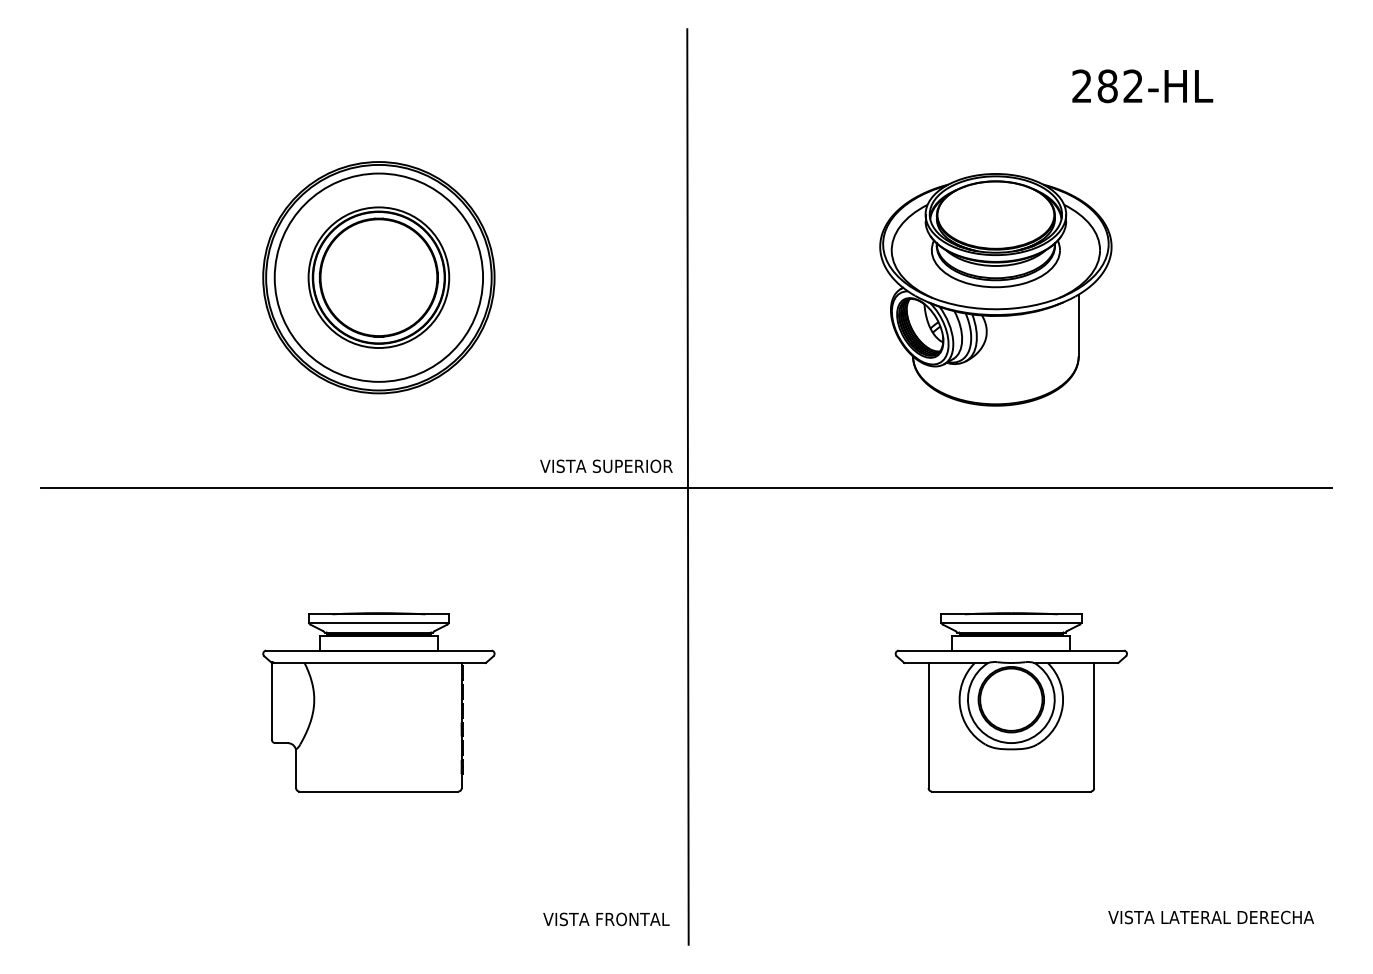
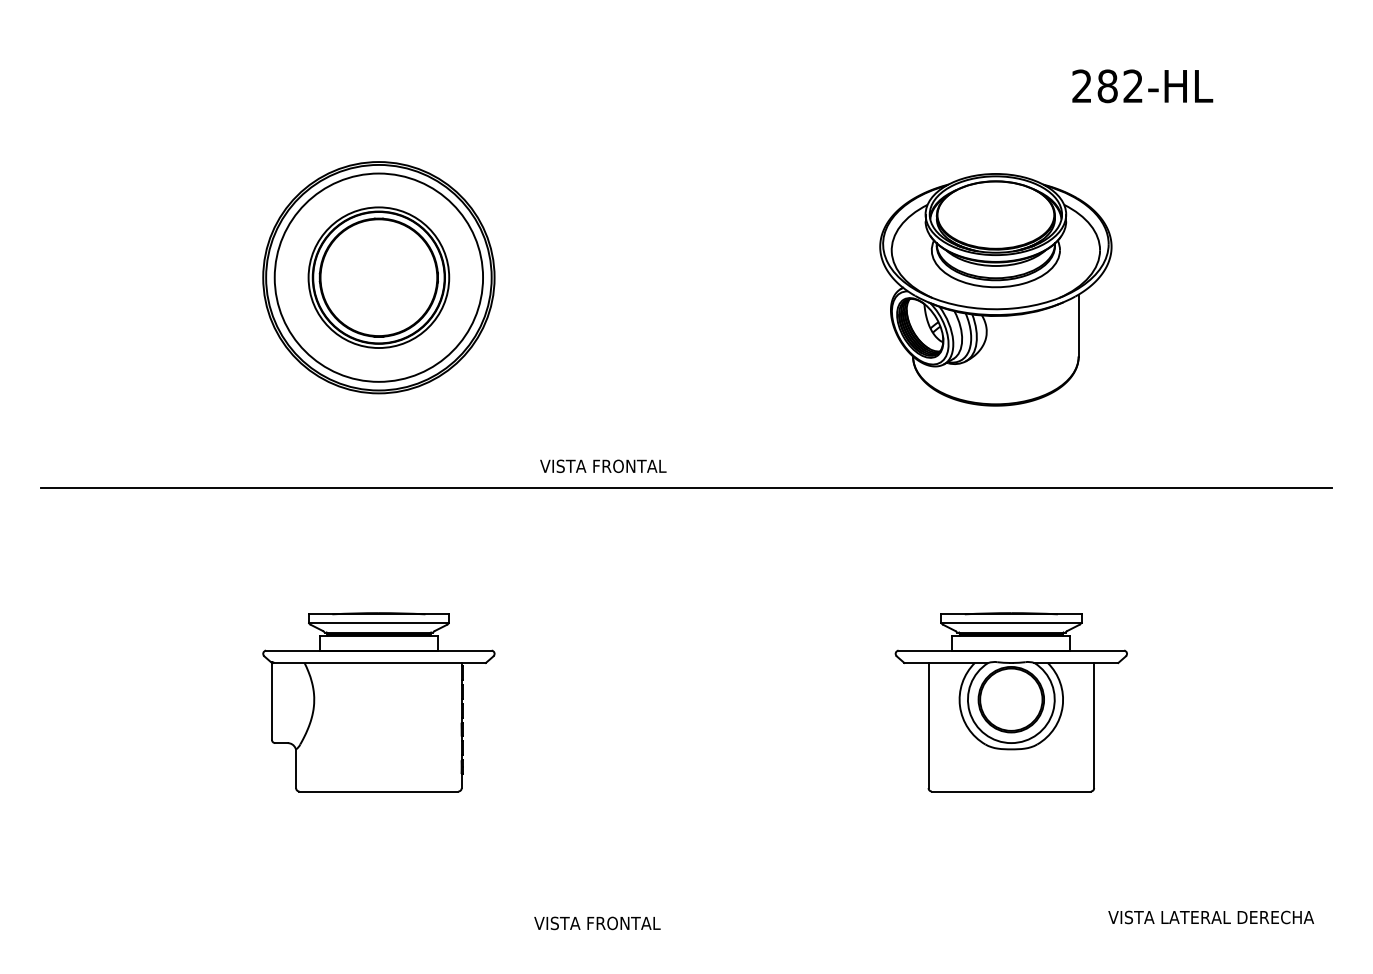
text: VISTA SUPERIOR -> VISTA FRONTAL (632, 466)
line: present -> none (687, 486)
text position: (606, 919) -> (597, 923) (597, 923)
